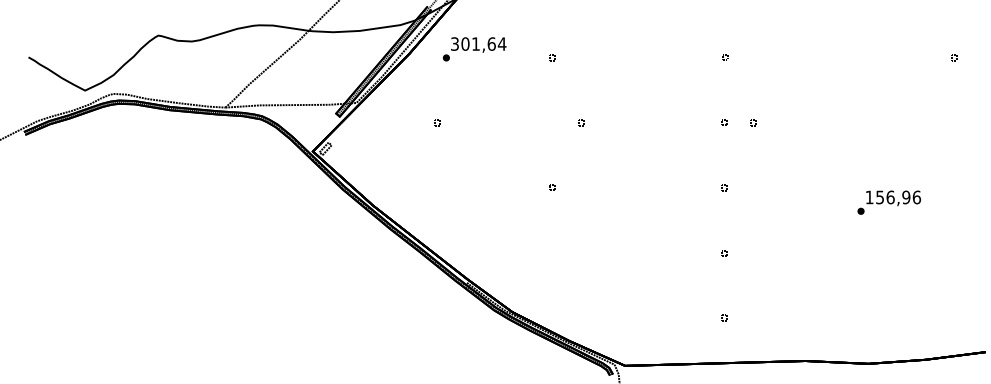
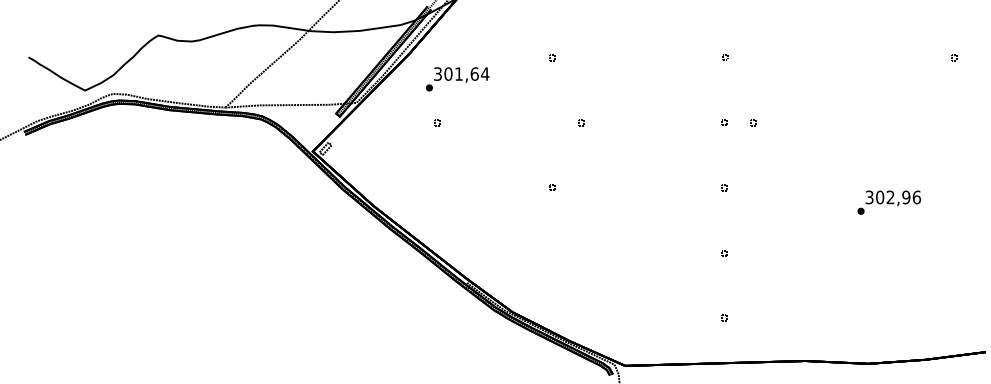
text position: (474, 49) -> (457, 79) (457, 79)
text: 156,96 -> 302,96 (879, 197)
